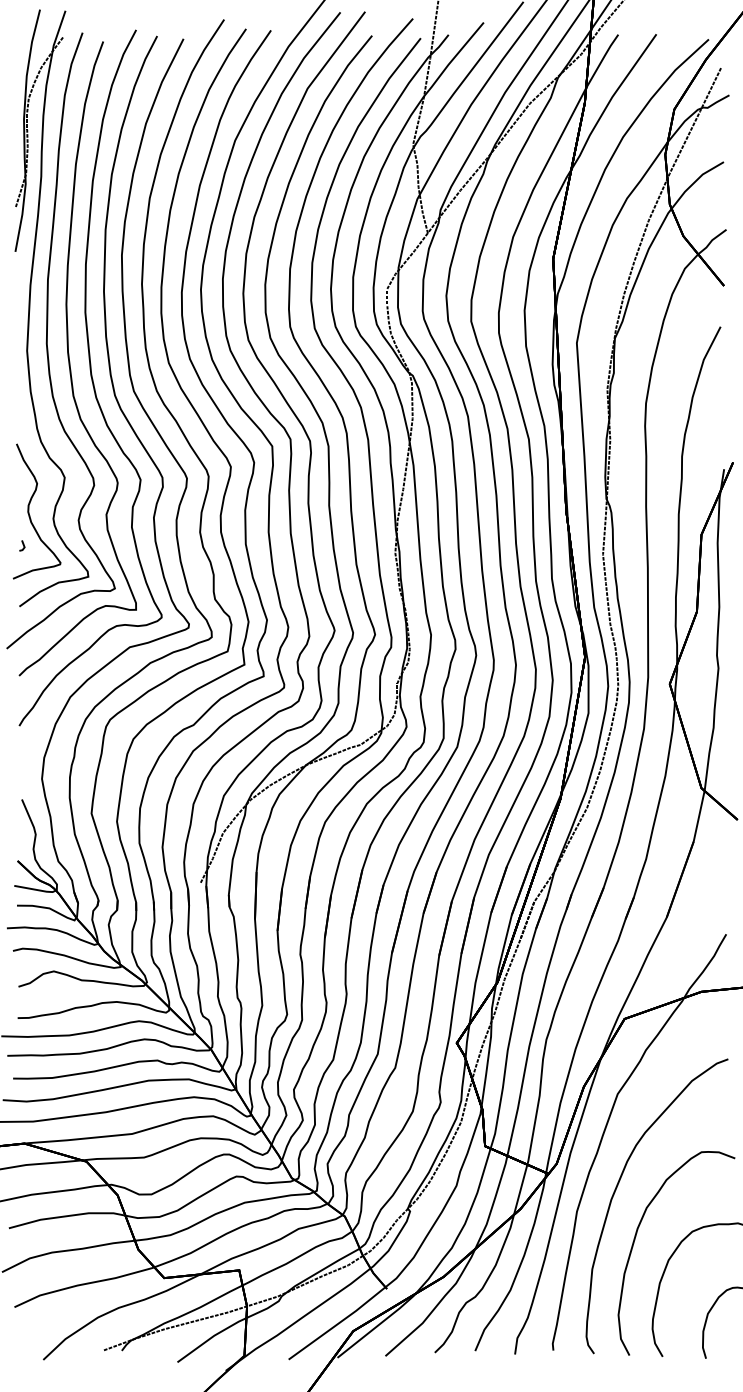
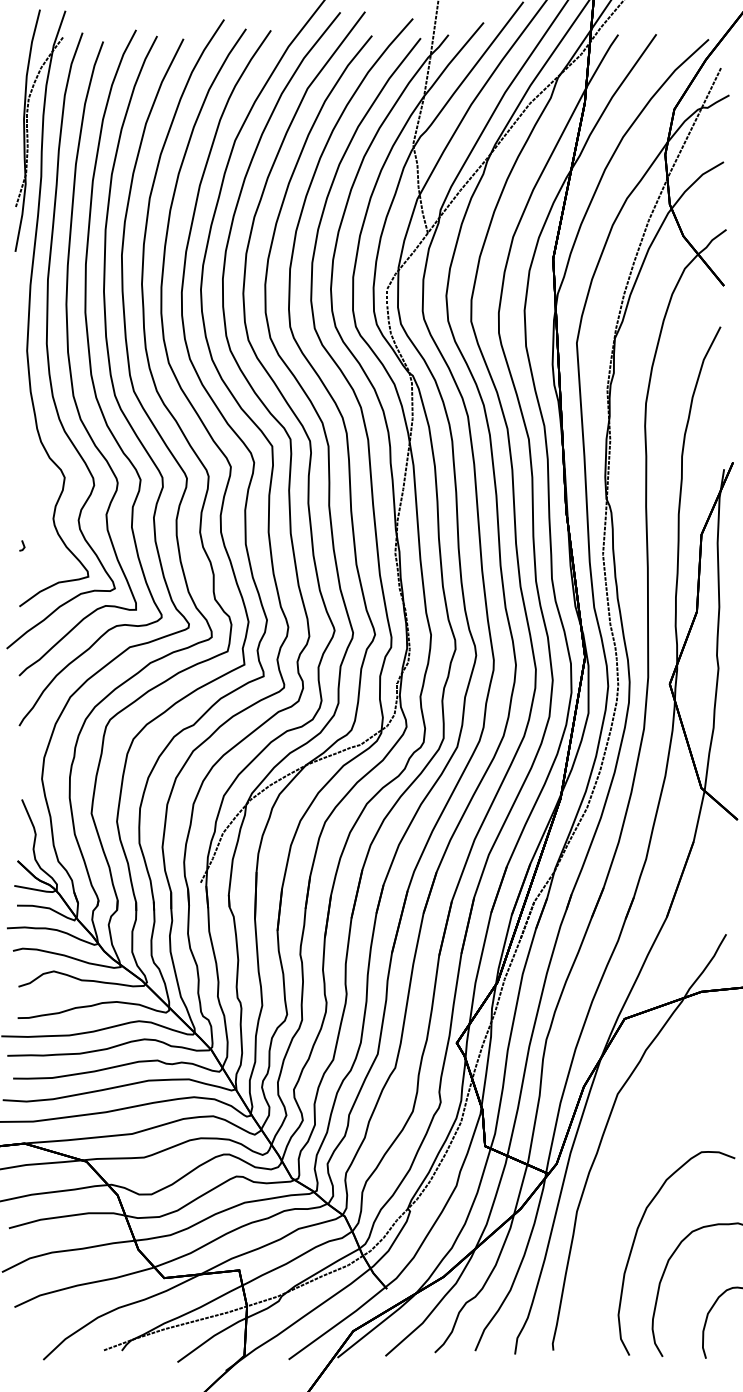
curve: present -> none (29, 511)
curve: present -> none (616, 1190)
